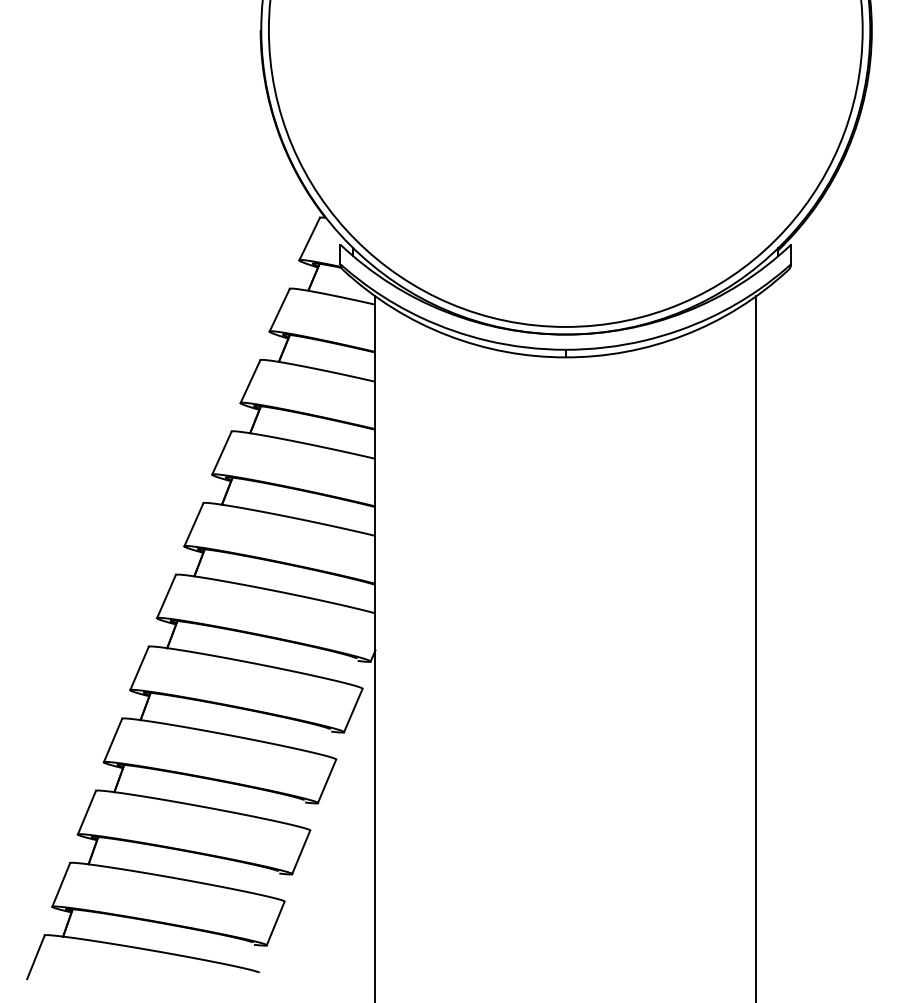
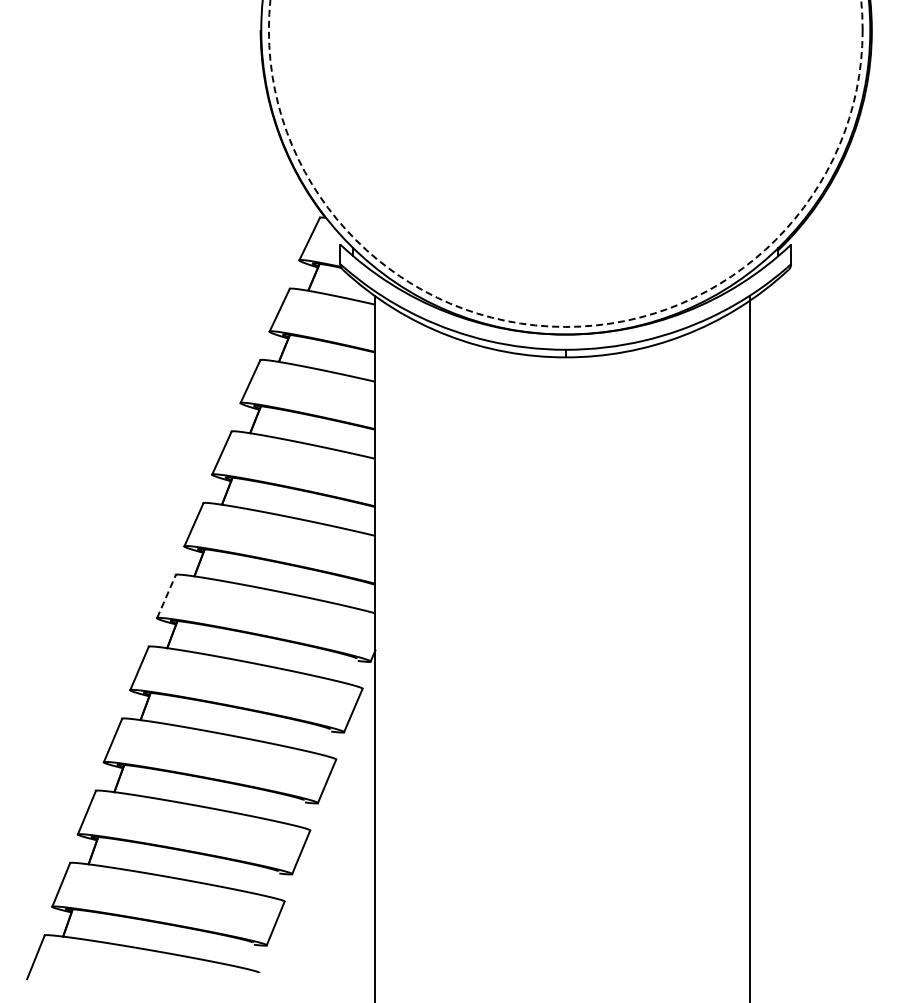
circle: solid -> dashed (565, 163)
line: solid -> dashed (166, 596)
line position: (756, 647) -> (750, 647) (750, 647)
